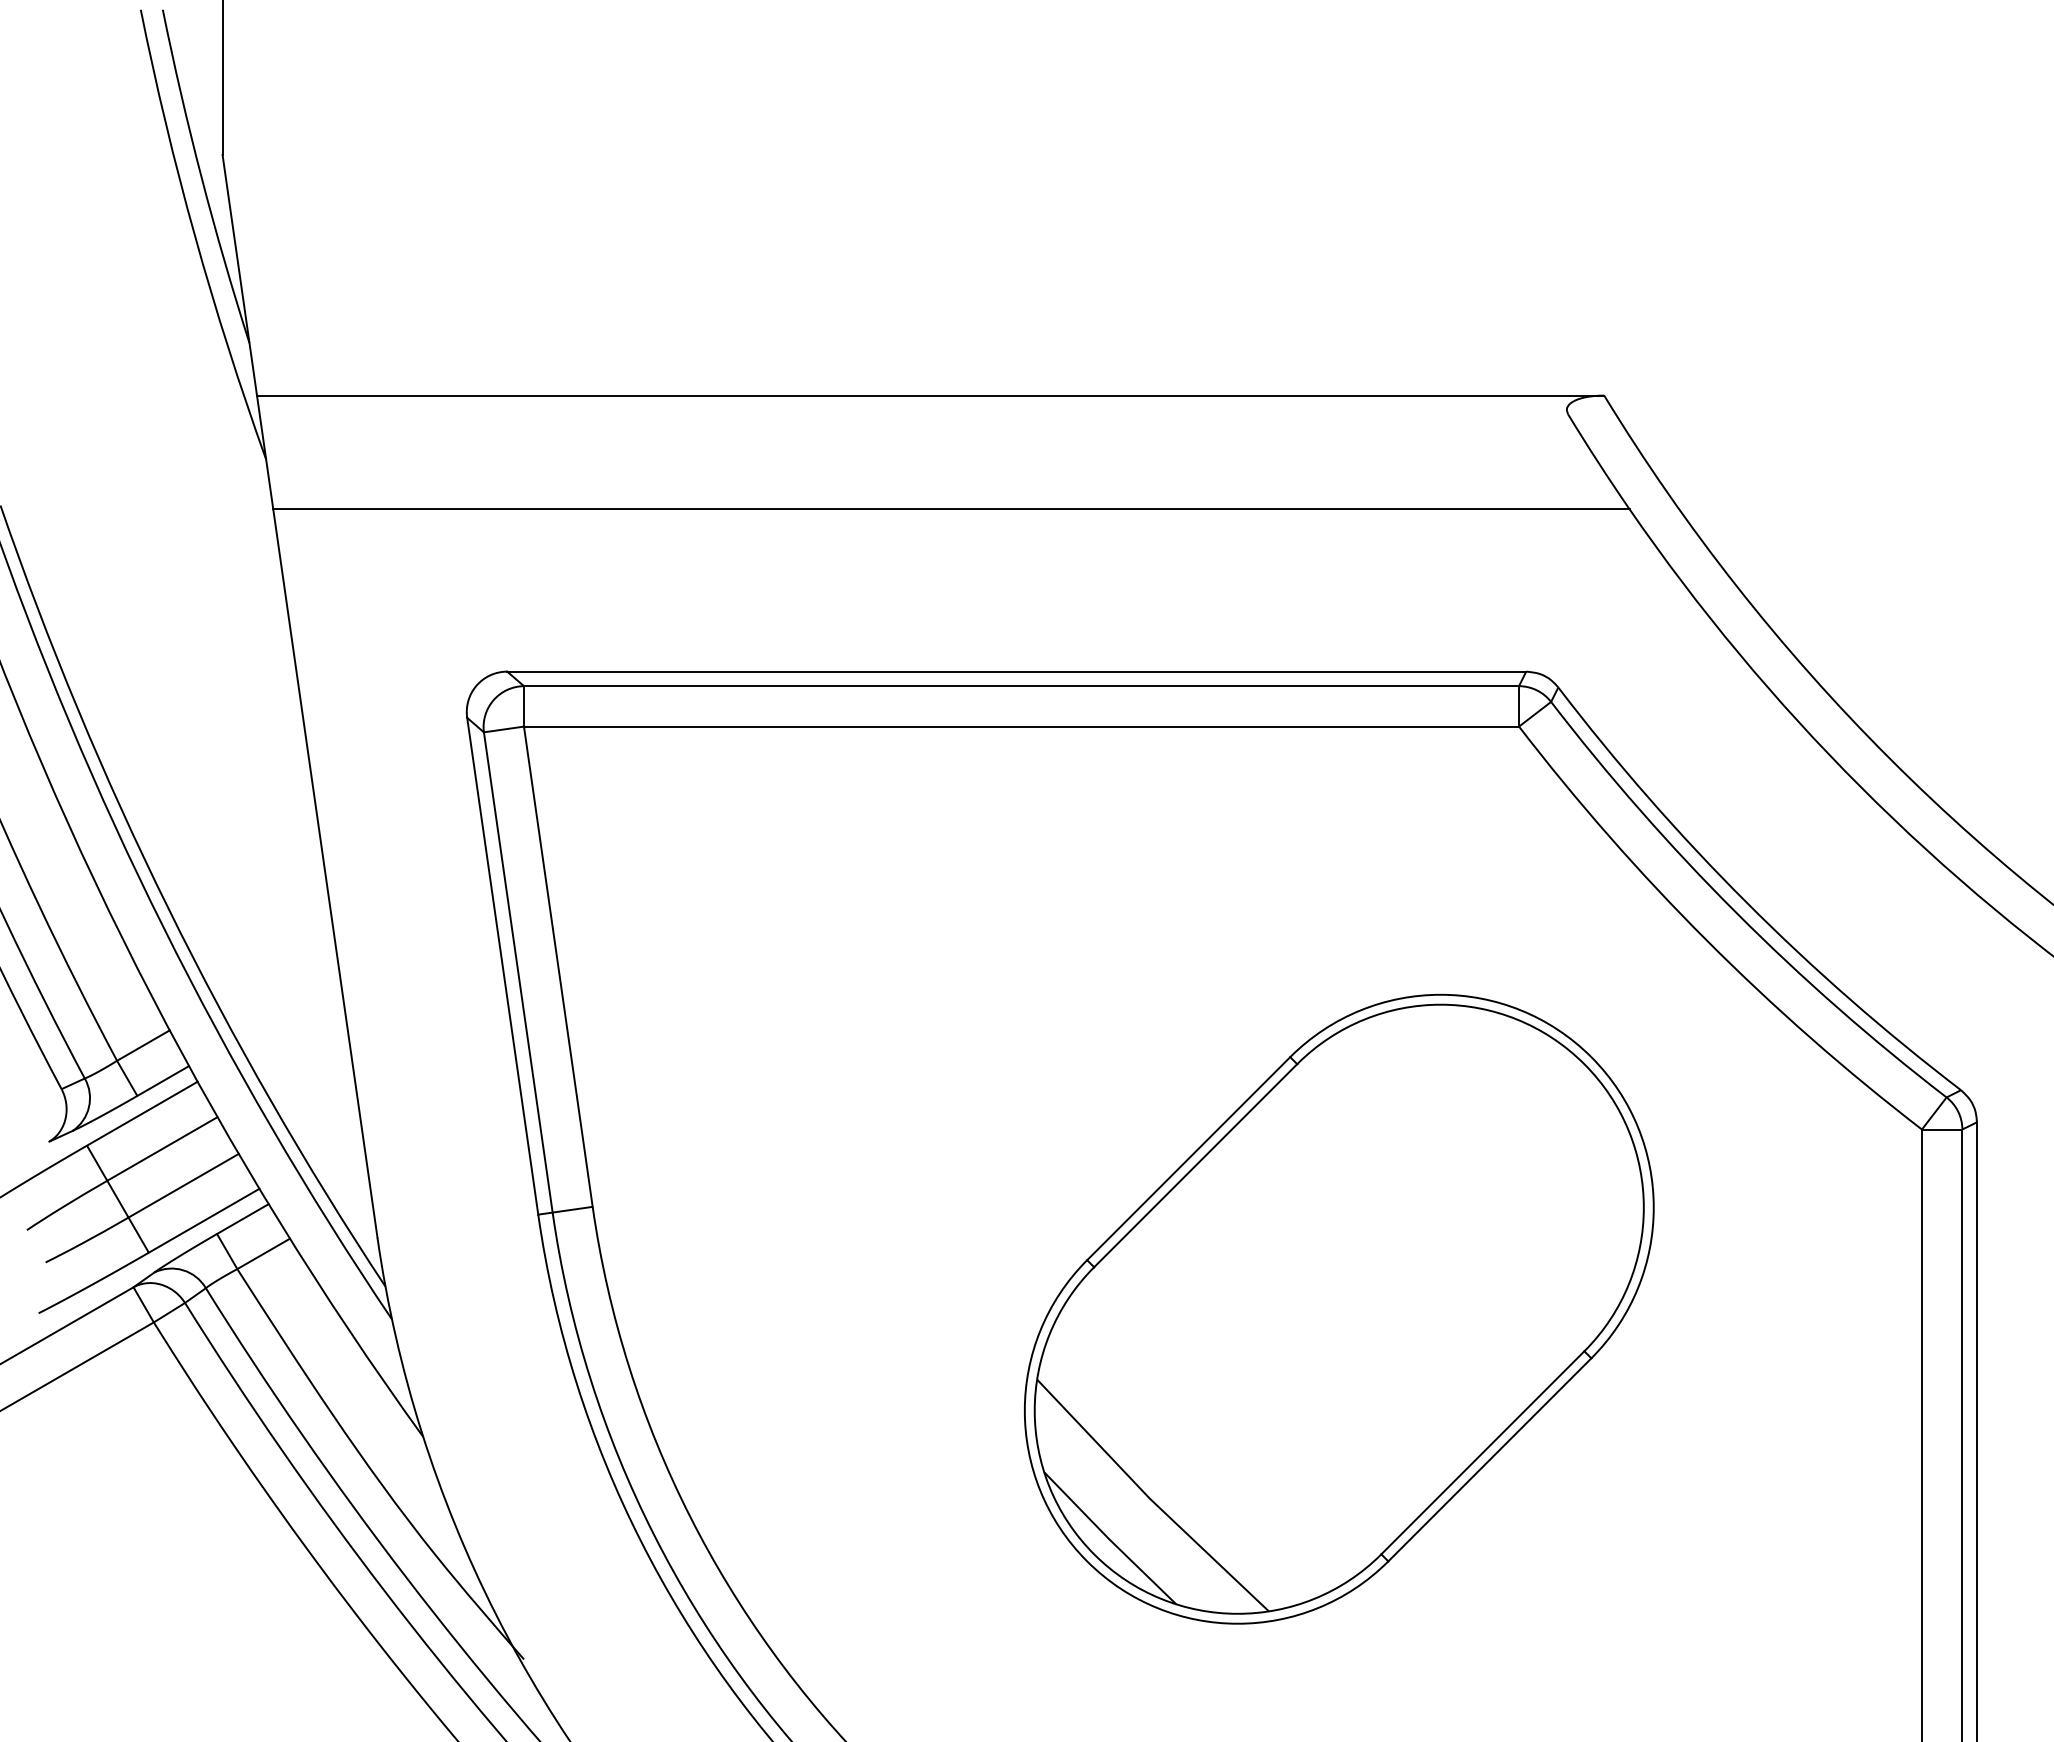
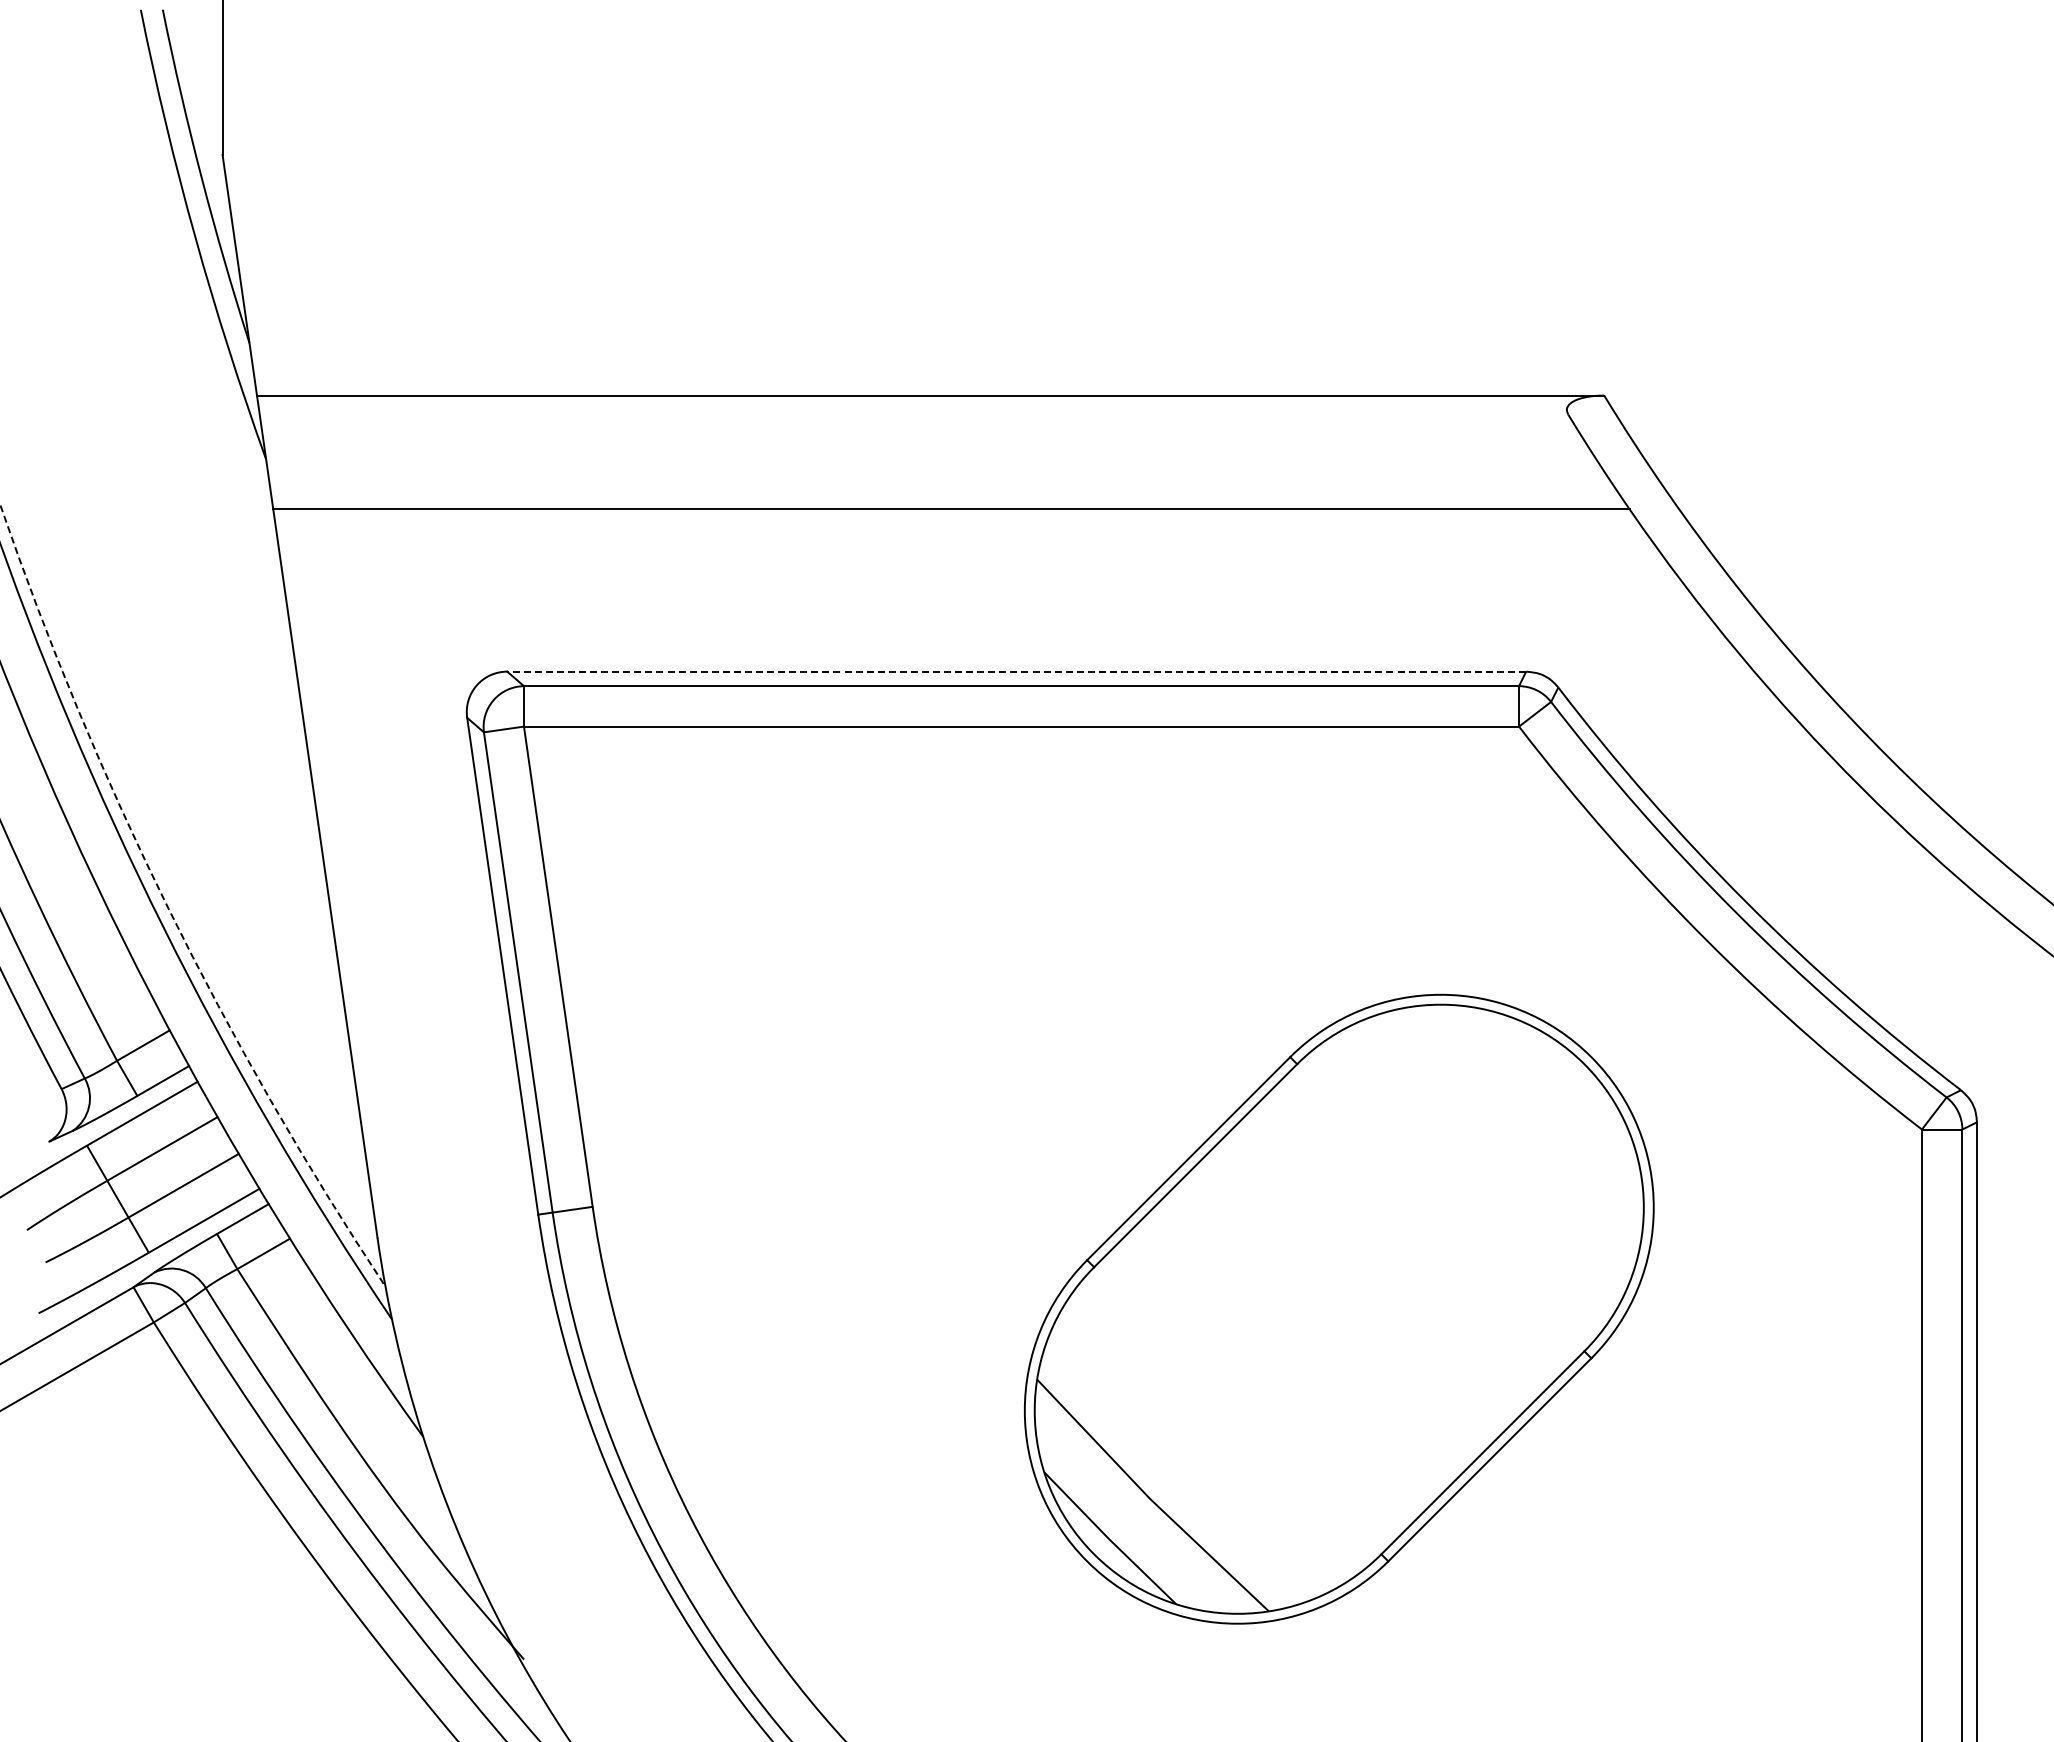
line: solid -> dashed (1016, 671)
arc: solid -> dashed (168, 908)
